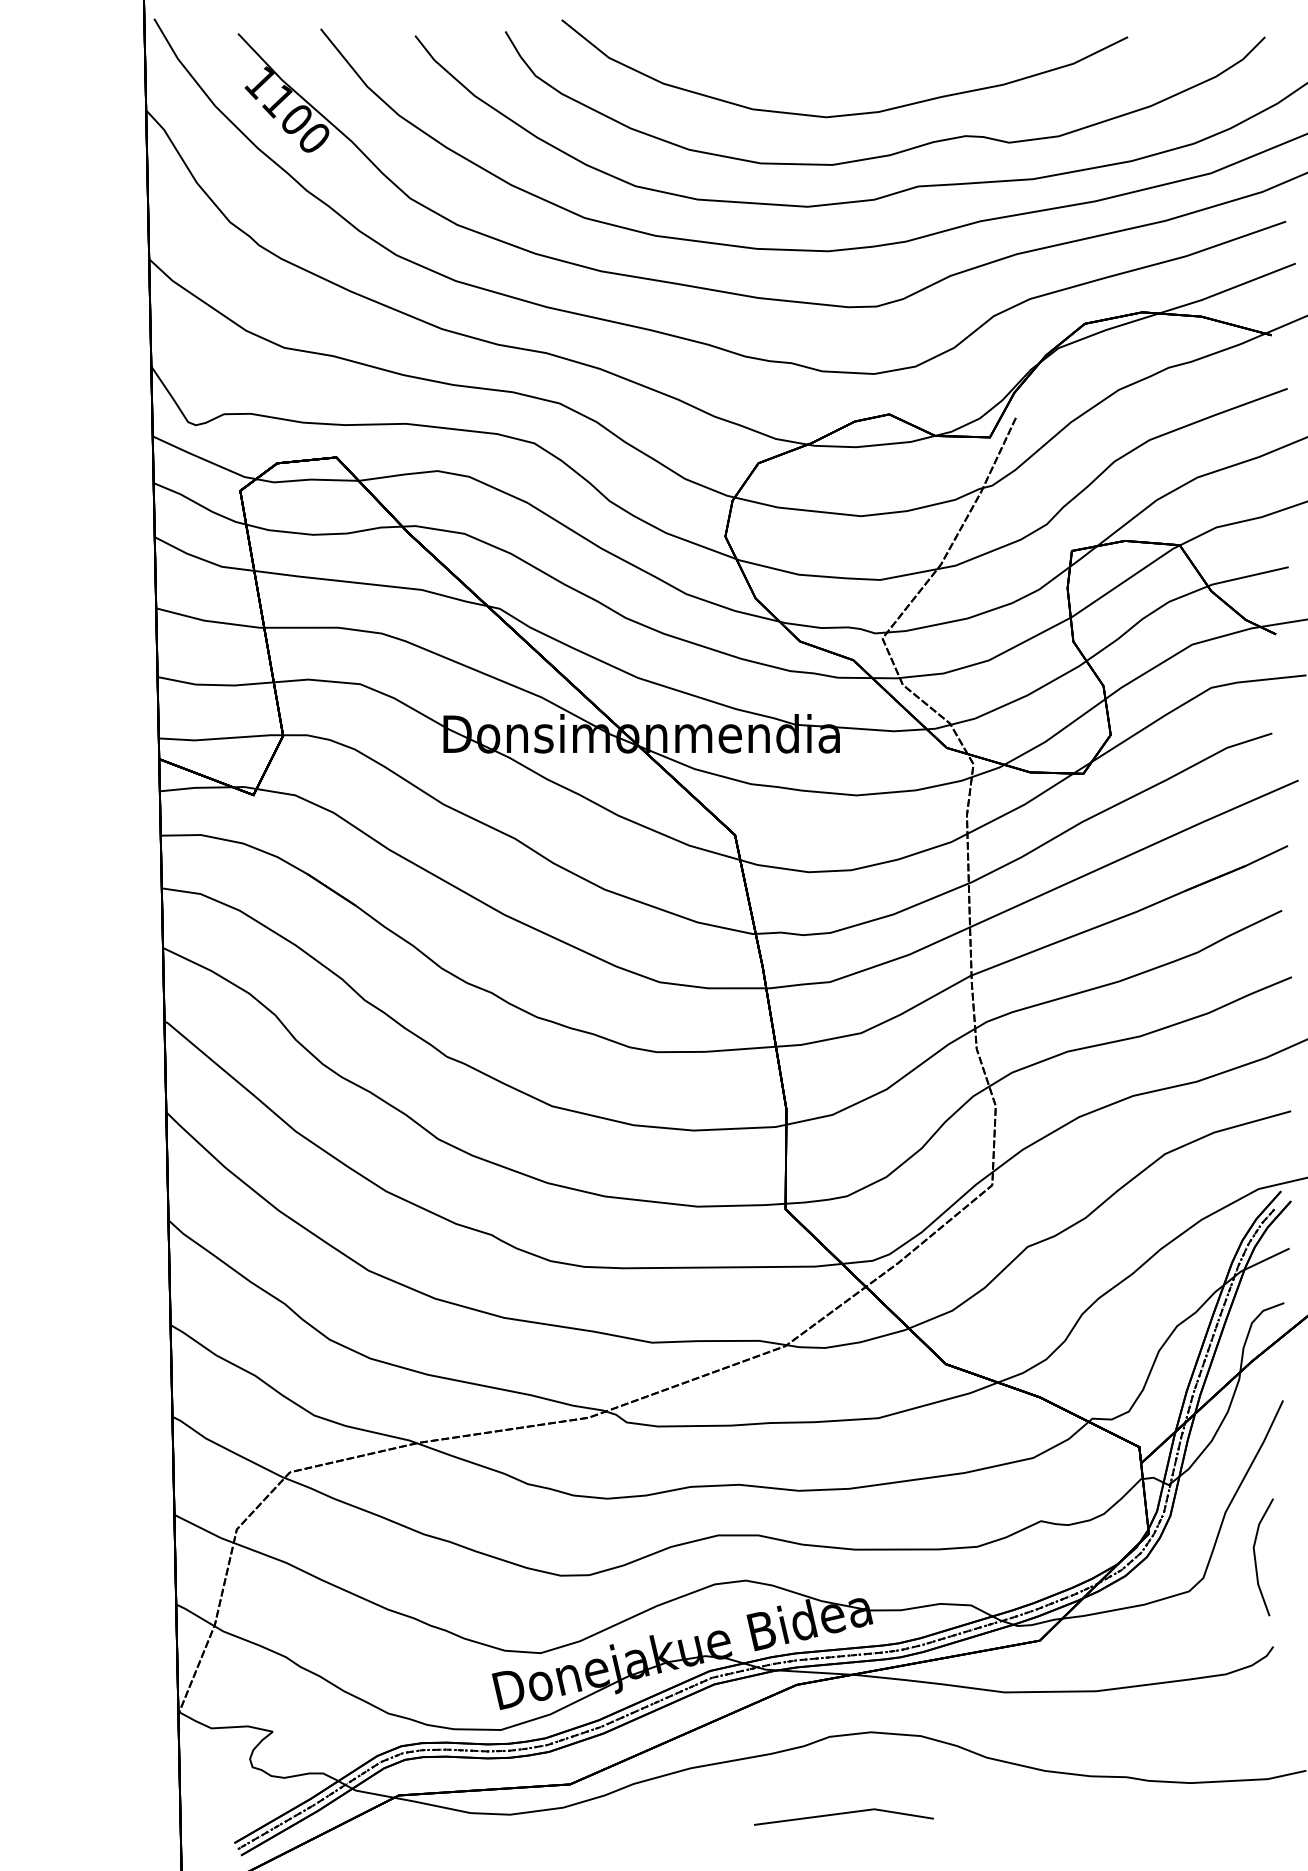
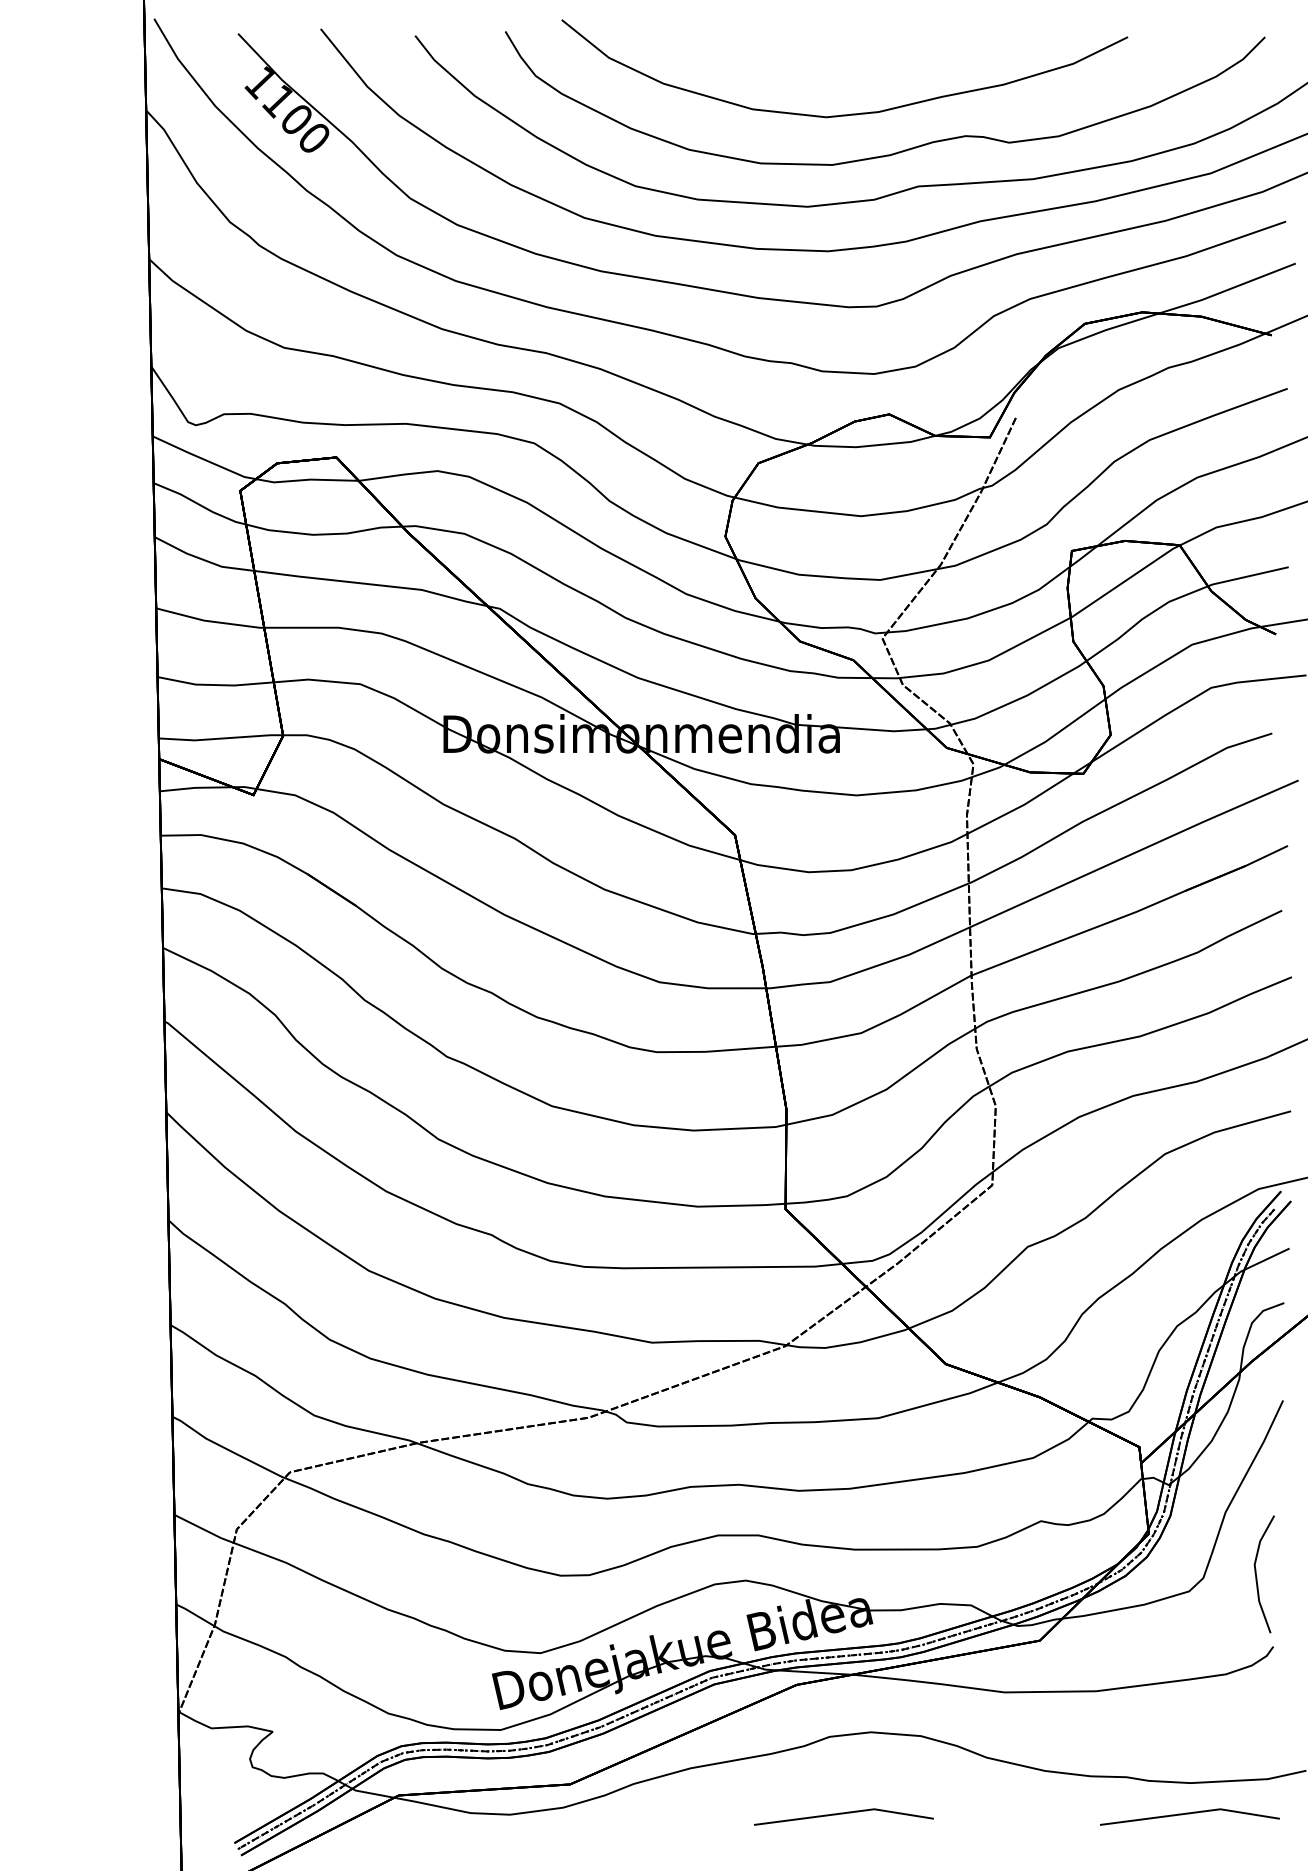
line position: (1256, 1560) -> (1257, 1577) (1257, 1577)
line: none -> present (1189, 1814)
